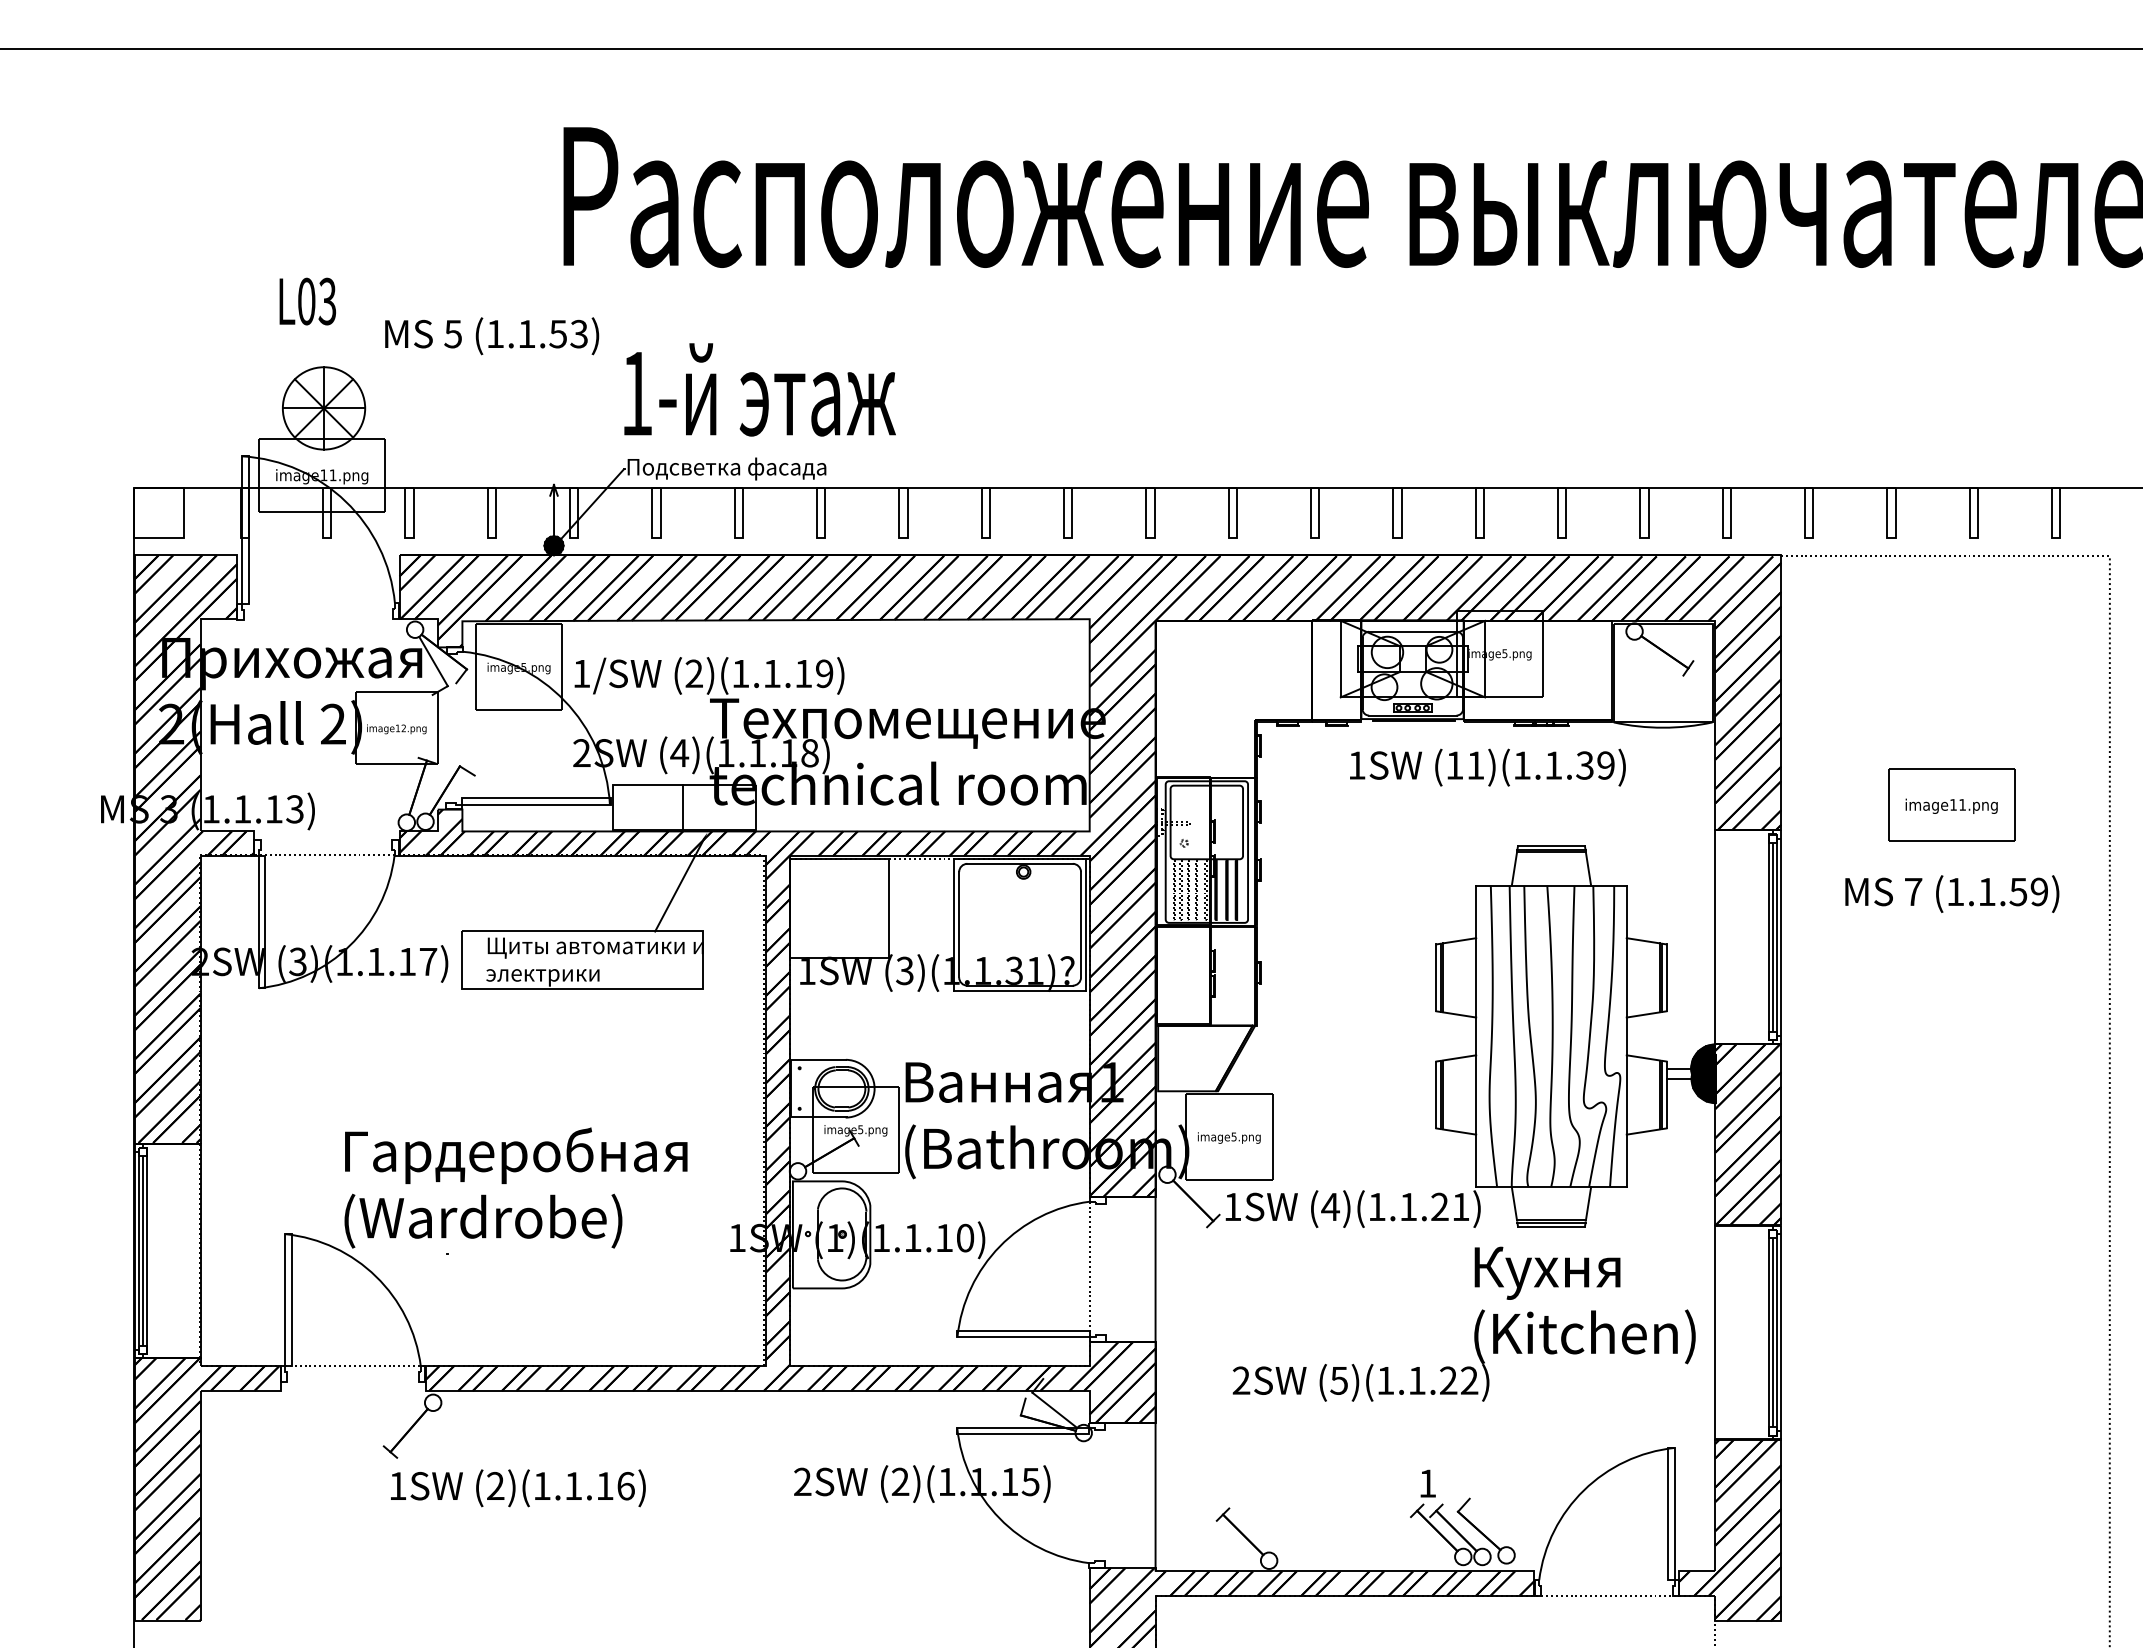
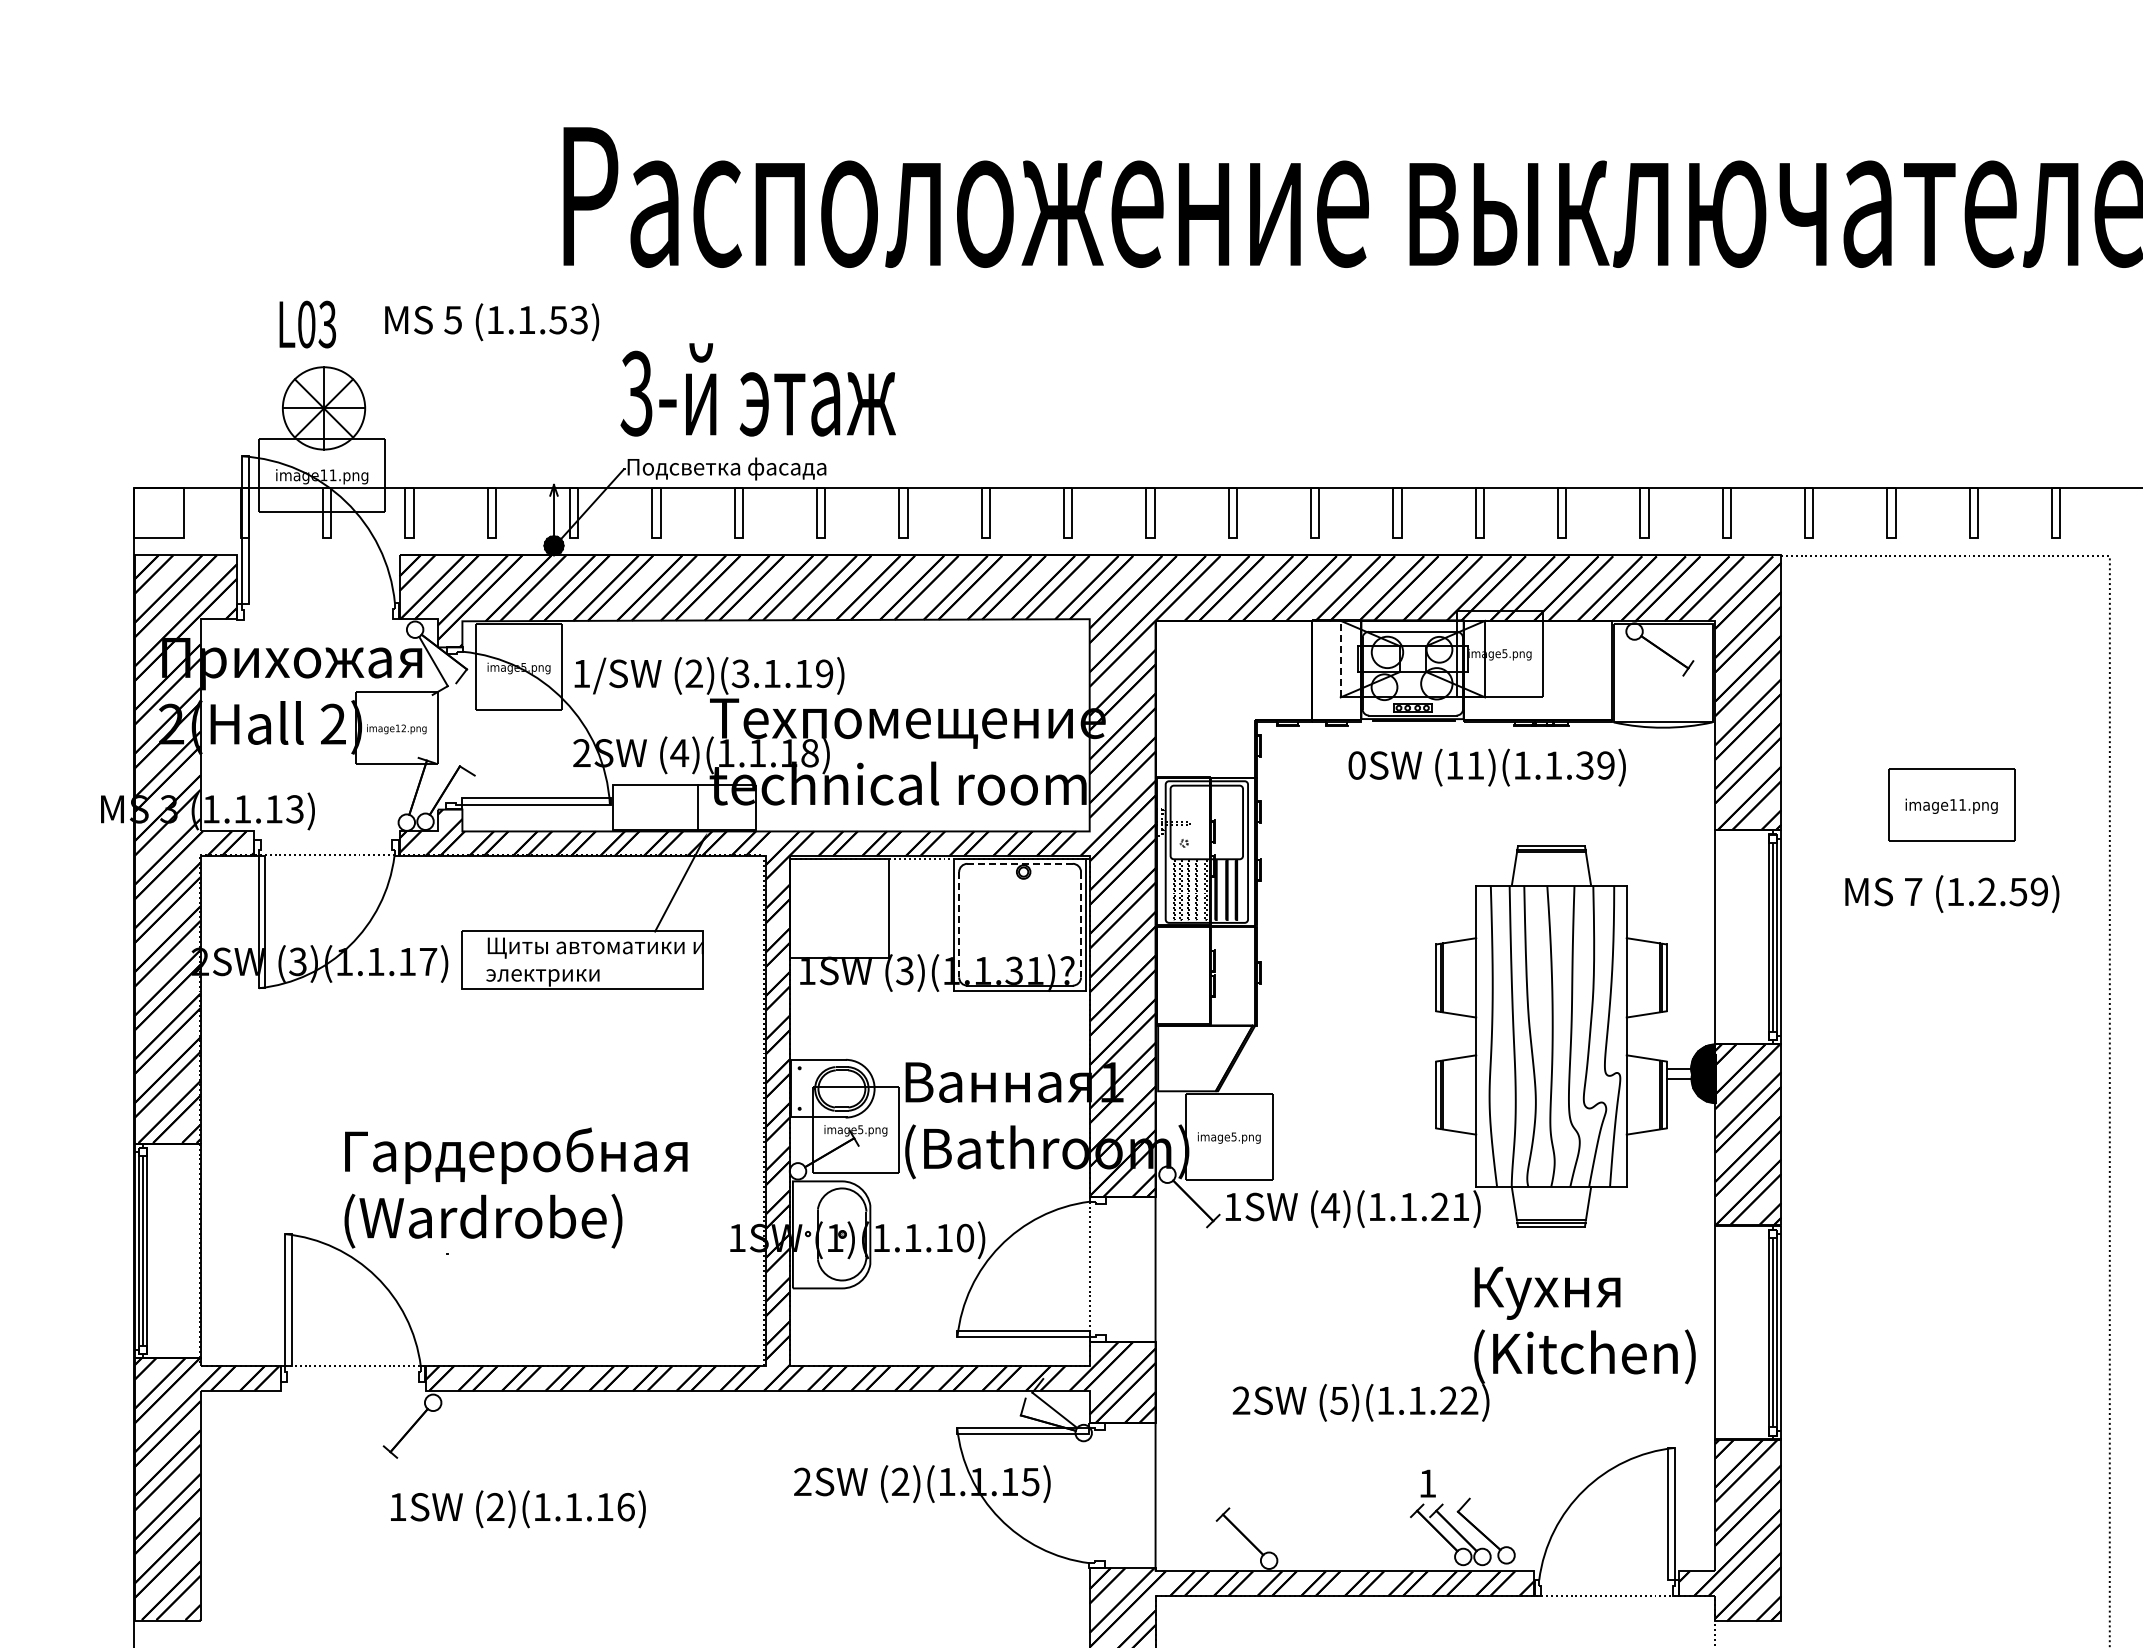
line: present -> none (1070, 49)
text position: (307, 301) -> (307, 324) (307, 324)
text position: (492, 336) -> (492, 322) (492, 322)
text: 1- -> 3- (636, 393)
line: solid -> dashed (1340, 658)
text: (2)(1.1.19) -> (2)(3.1.19) (740, 673)
text: 1SW -> 0SW (1356, 765)
line position: (683, 806) -> (698, 806) (698, 806)
line: solid -> dashed (1020, 863)
text: (1.1.59) -> (1.2.59) (1986, 891)
line: solid -> dashed (959, 924)
line: solid -> dashed (1081, 924)
text position: (1463, 1323) -> (1463, 1343) (1463, 1343)
text position: (518, 1488) -> (518, 1509) (518, 1509)
